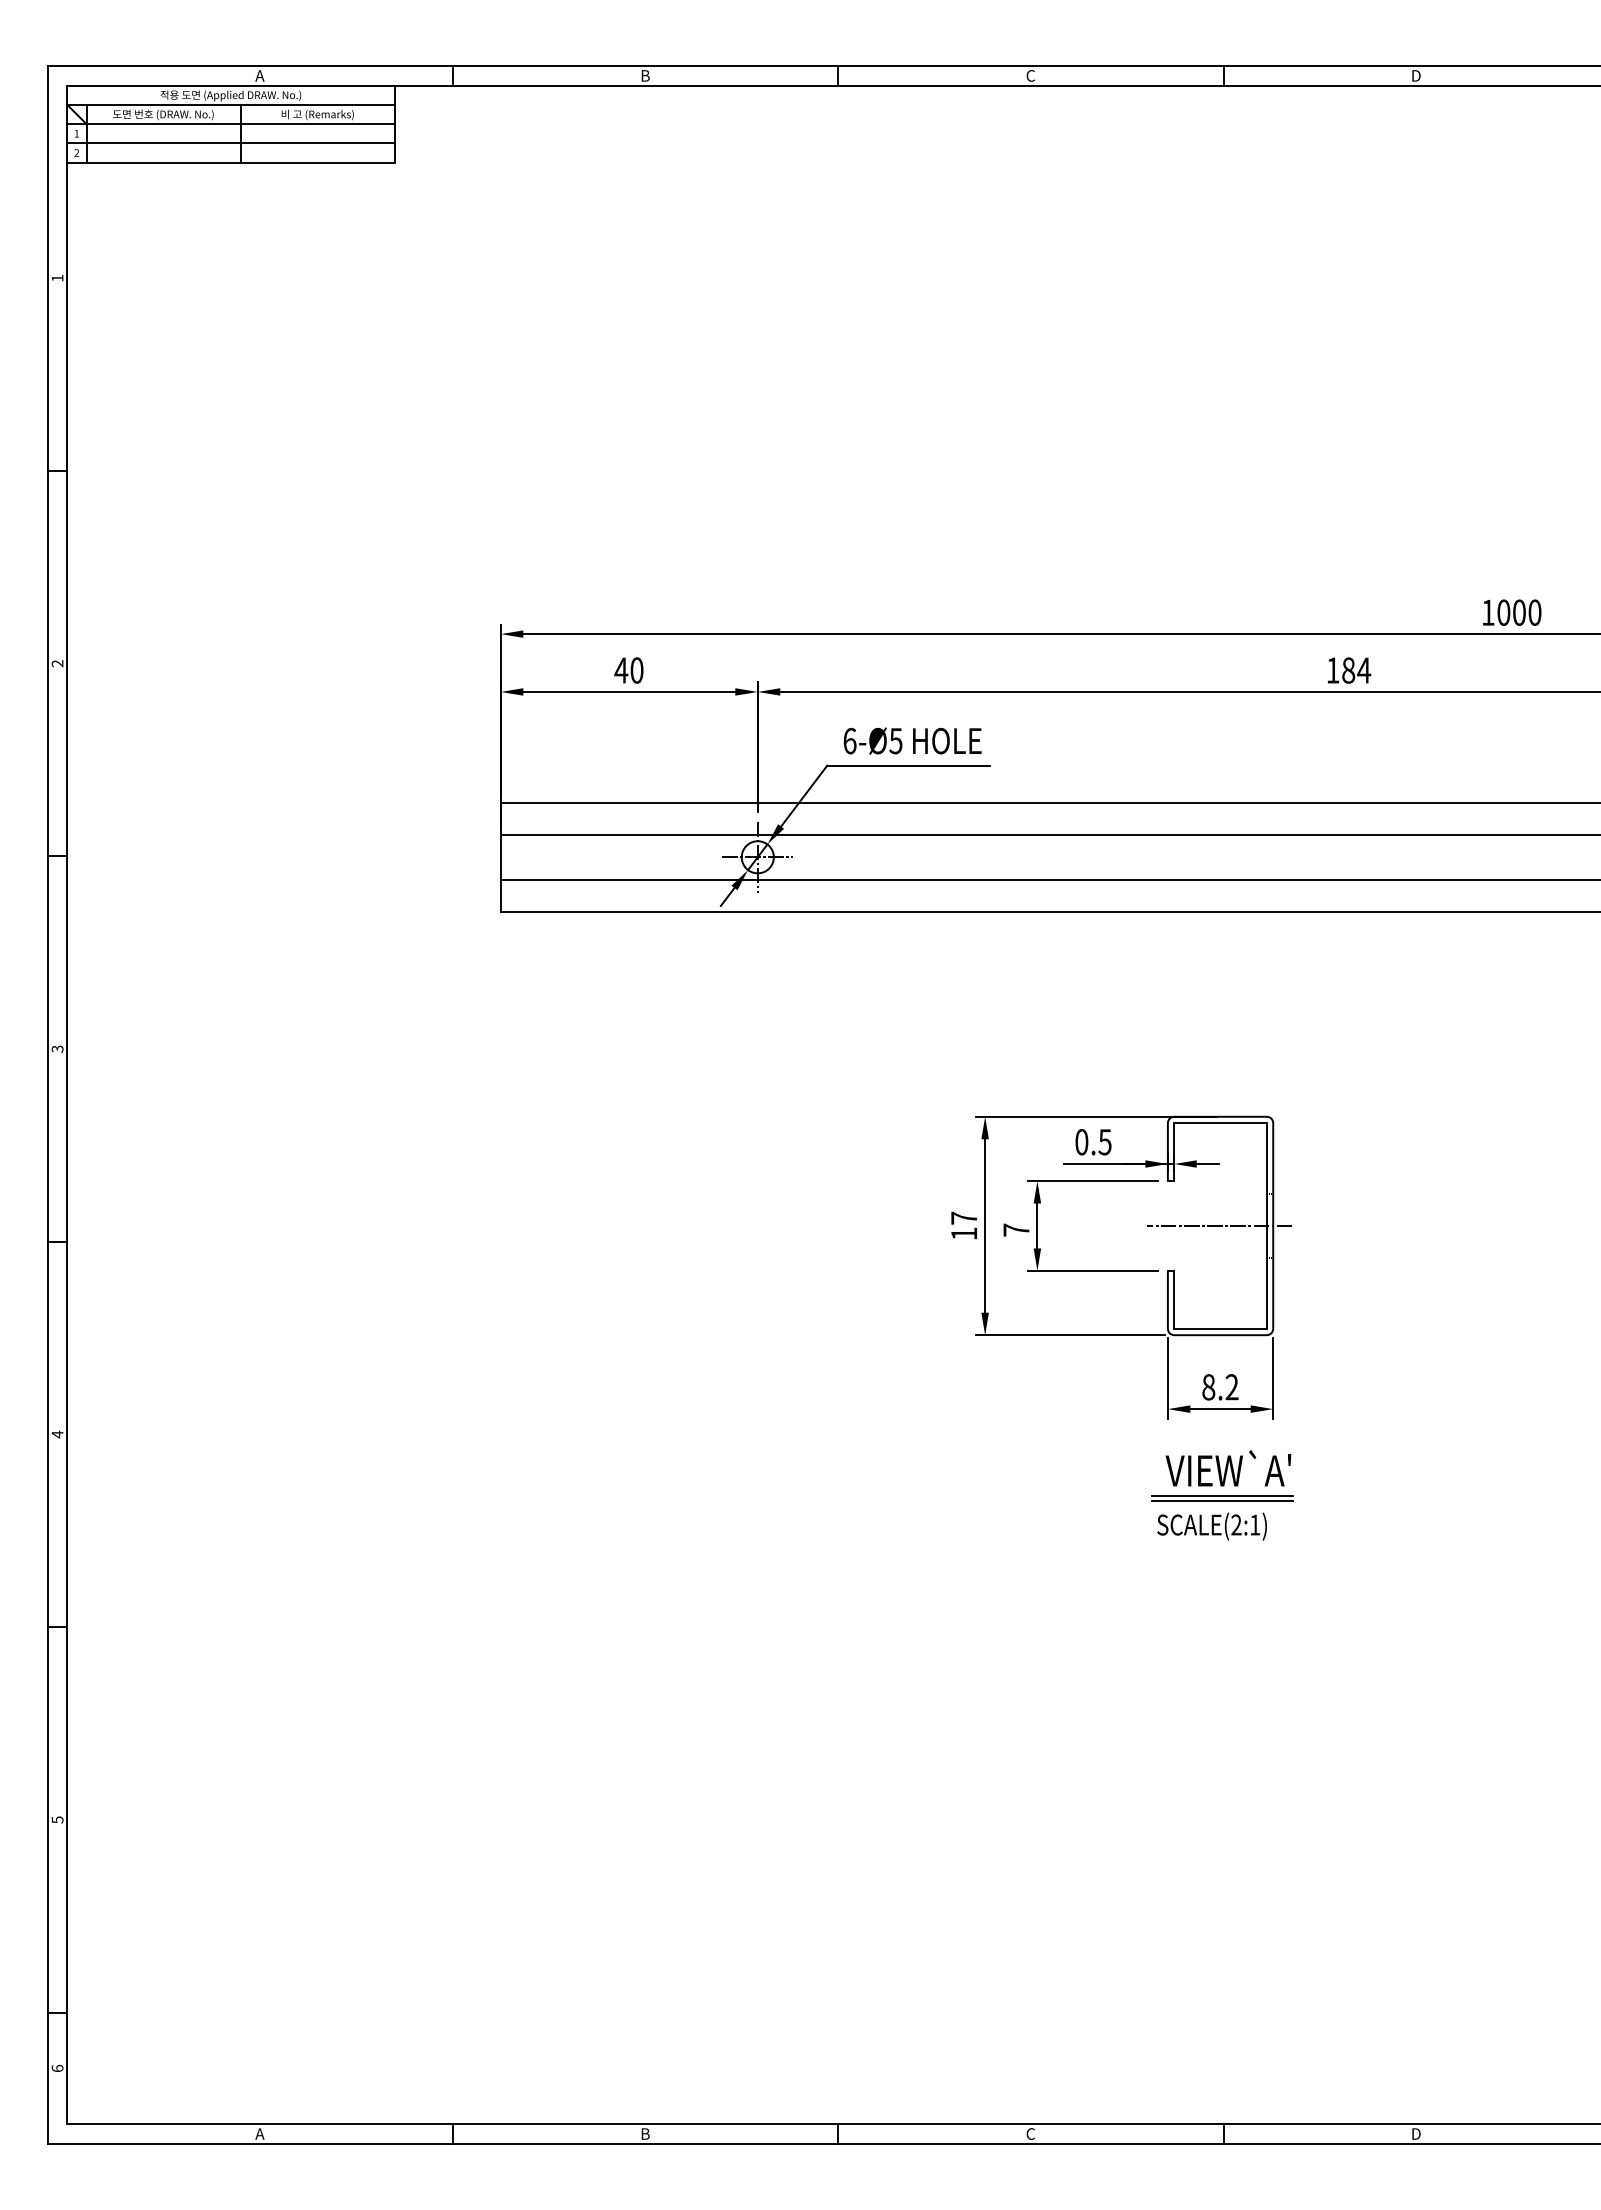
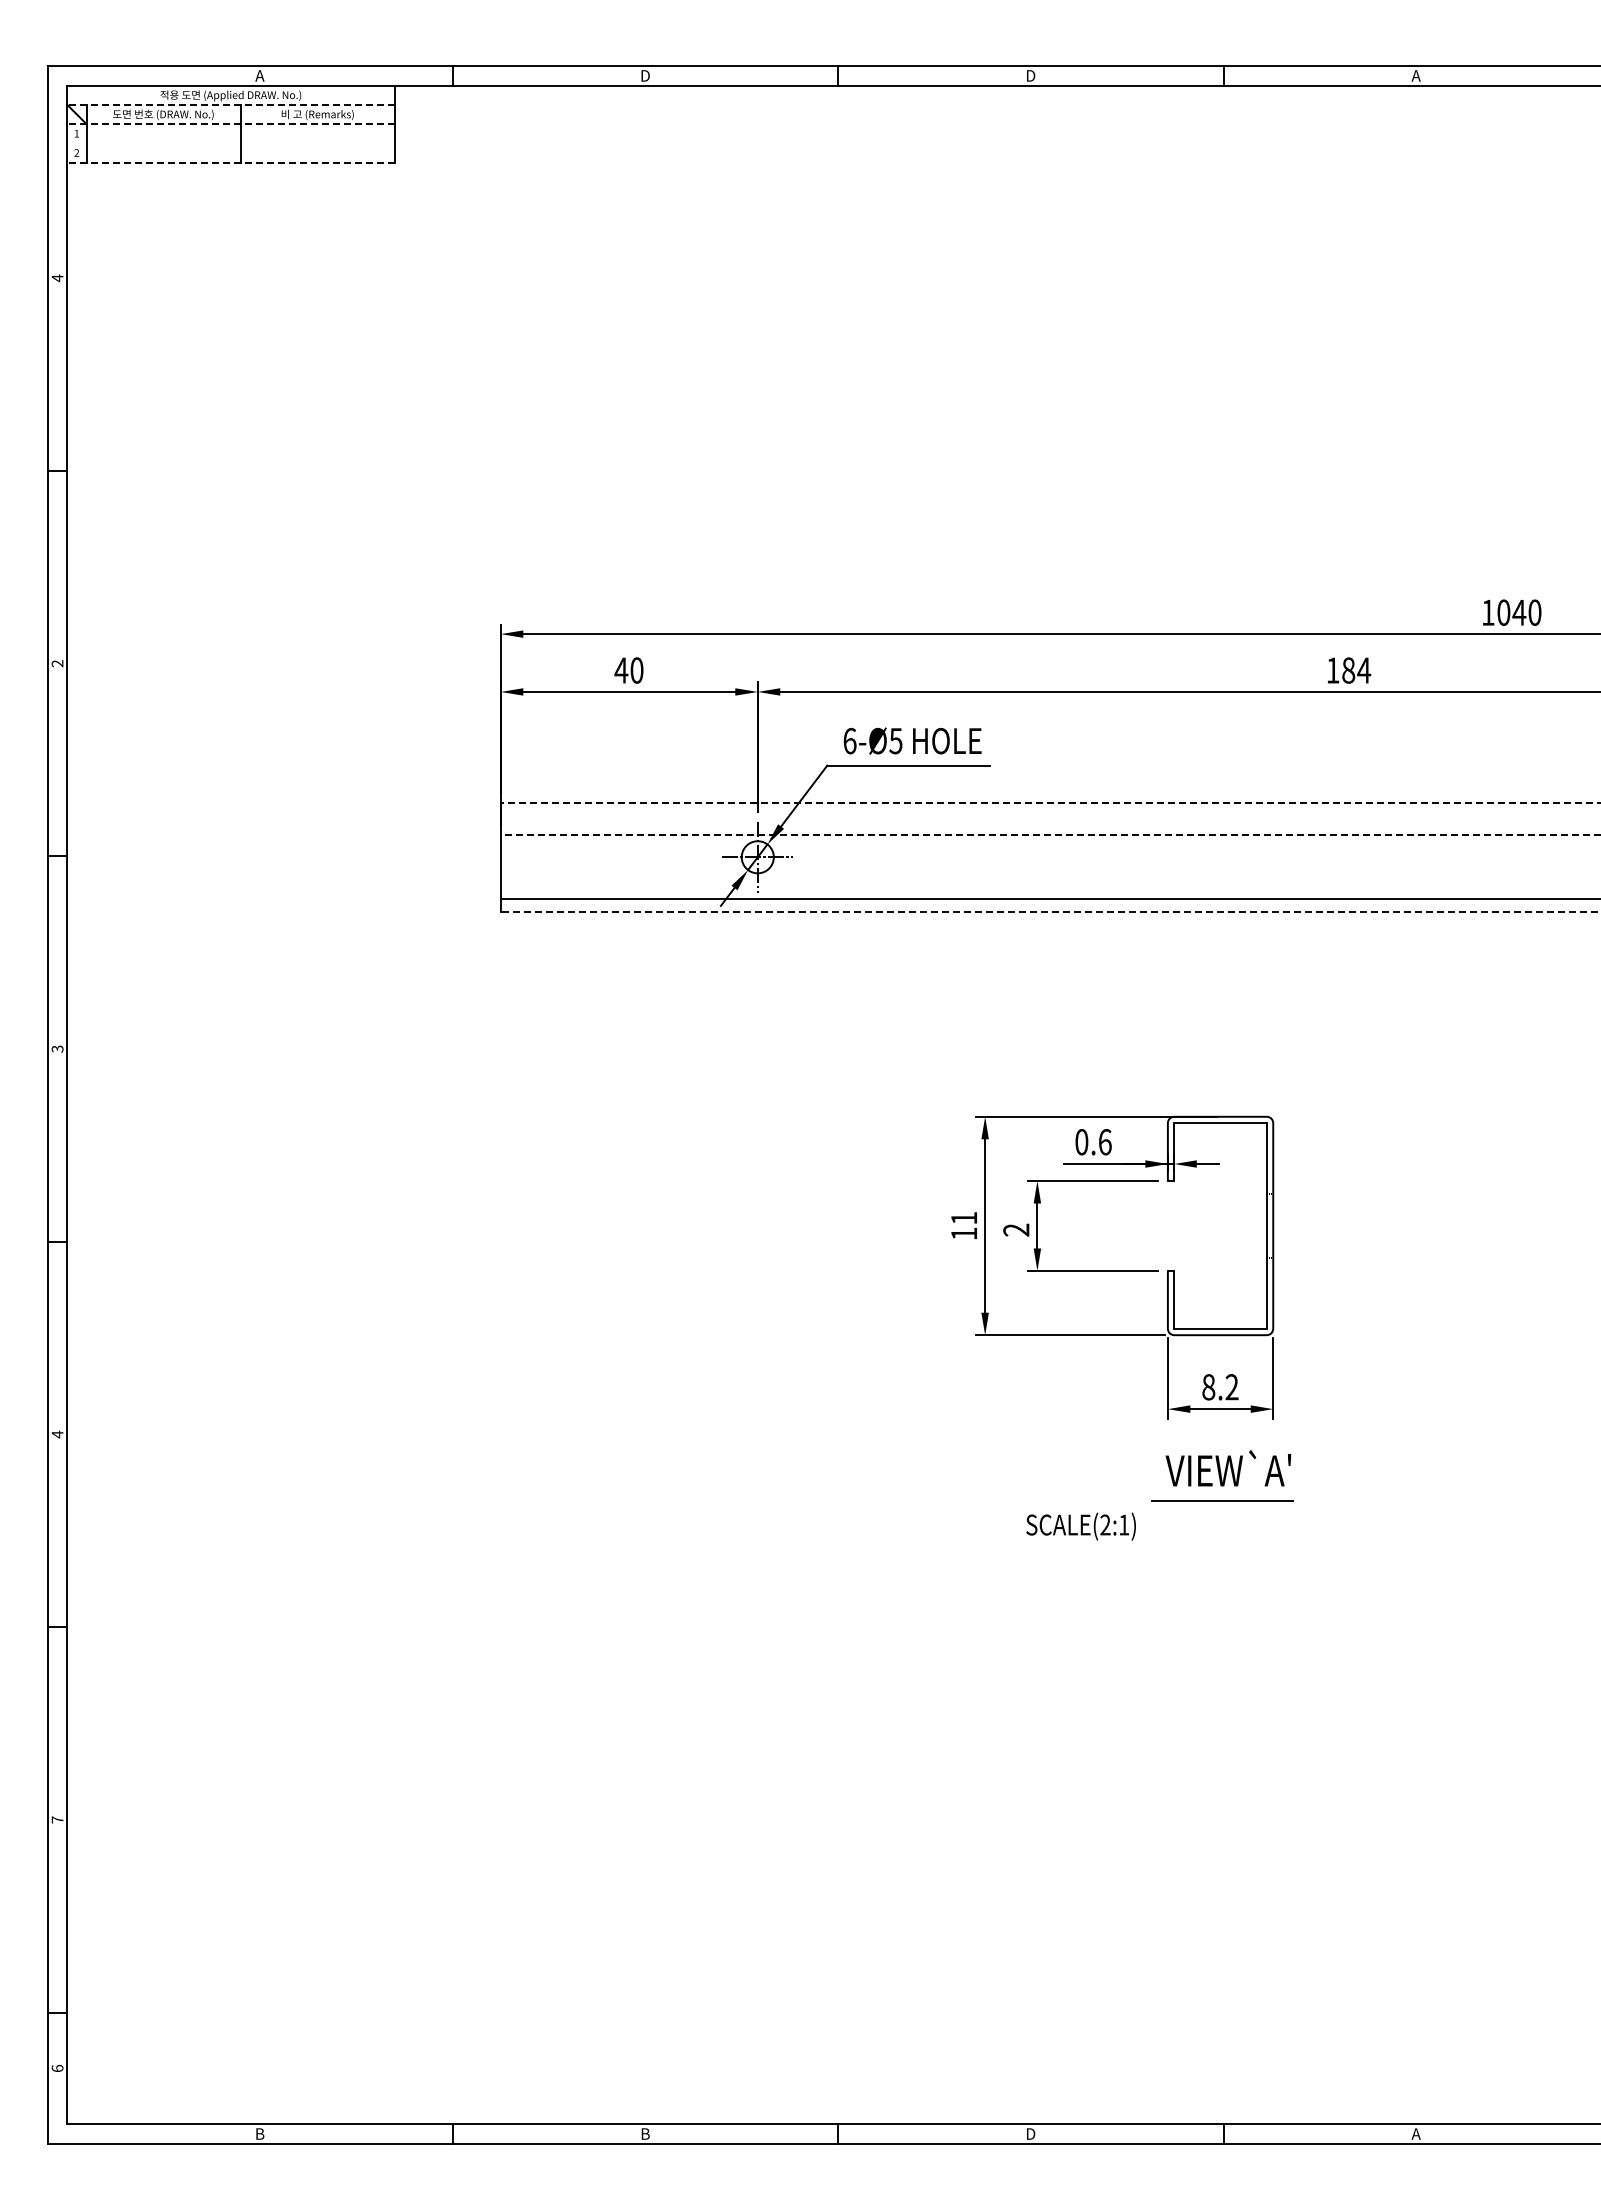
text: B -> D (645, 75)
text: C -> D (1030, 75)
text: D -> A (1415, 75)
line: solid -> dashed (231, 104)
line: solid -> dashed (231, 124)
line: present -> none (230, 143)
line: solid -> dashed (231, 162)
text: 1 -> 4 (57, 278)
text: 1000 -> 1040 (1519, 612)
line: solid -> dashed (1050, 802)
line: solid -> dashed (1050, 834)
line position: (1048, 879) -> (1048, 898) (1048, 898)
line: solid -> dashed (1050, 911)
text: 0.5 -> 0.6 (1104, 1142)
text: 17 -> 11 (963, 1217)
line: present -> none (1219, 1225)
text: 7 -> 2 (1016, 1229)
line: present -> none (1222, 1495)
text position: (1211, 1526) -> (1080, 1526) (1080, 1526)
text: 5 -> 7 (57, 1819)
text: A -> B (259, 2133)
text: C -> D (1030, 2133)
text: D -> A (1415, 2133)
